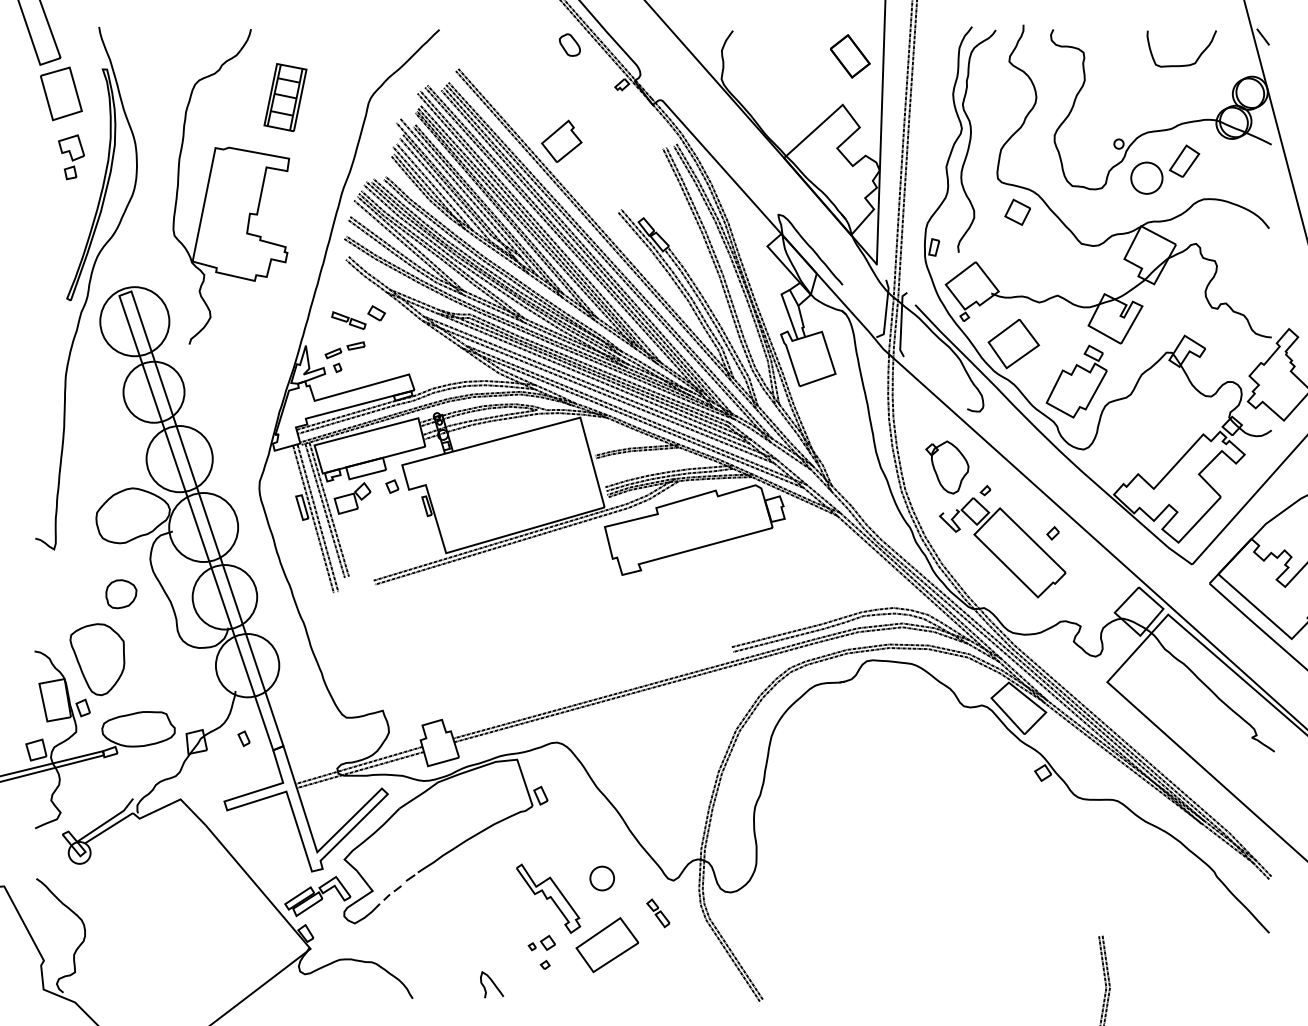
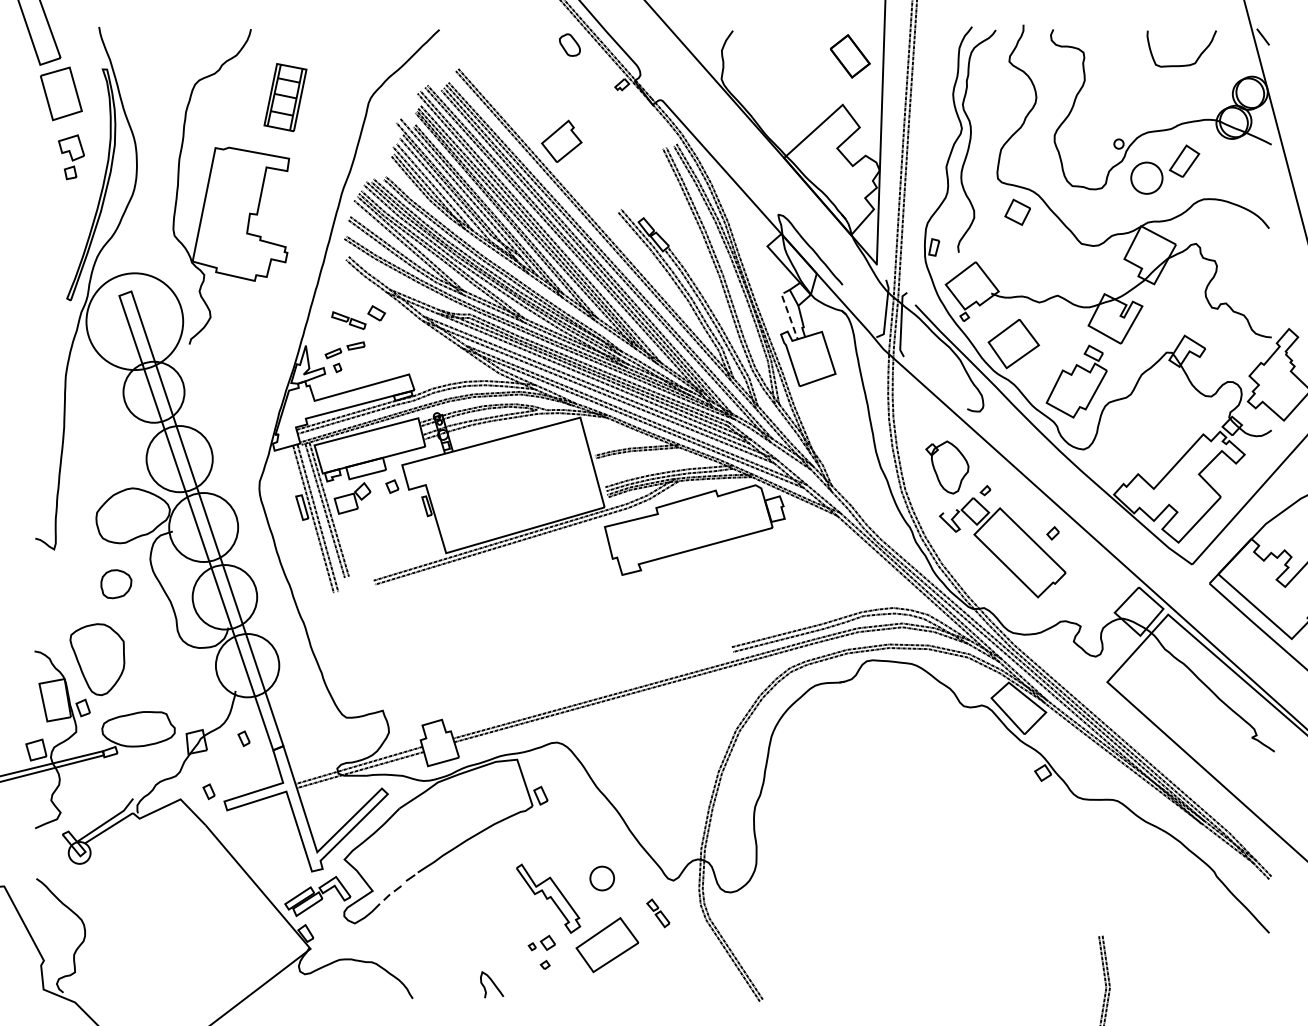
line: solid -> dashed (787, 312)
circle diameter: 69 px -> 97 px (134, 321)
part position: (121, 594) -> (116, 584) (116, 584)
part: none -> present (208, 791)
